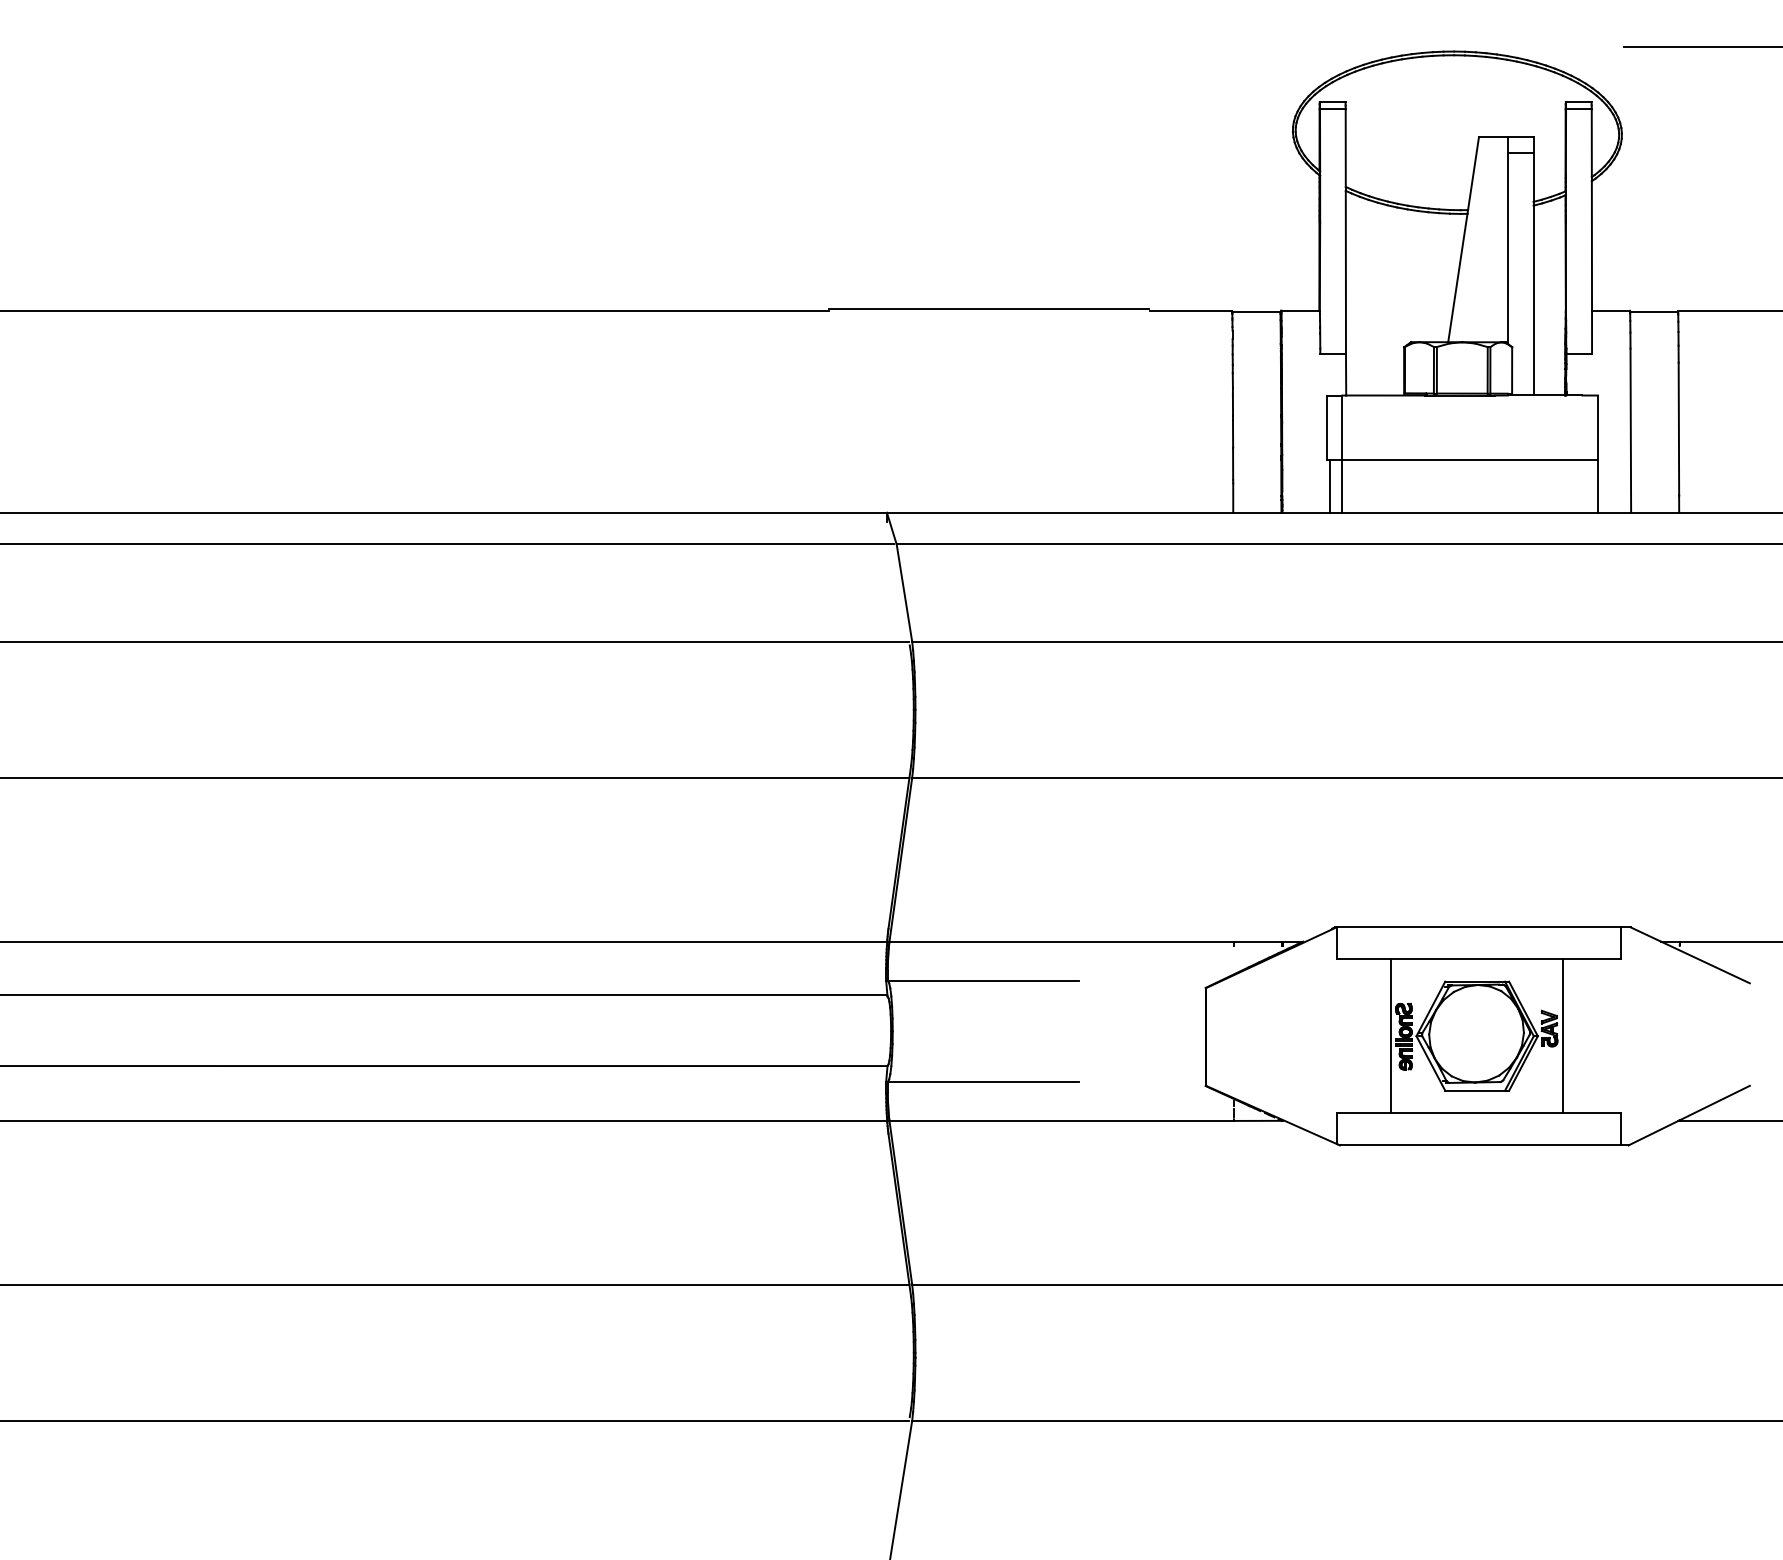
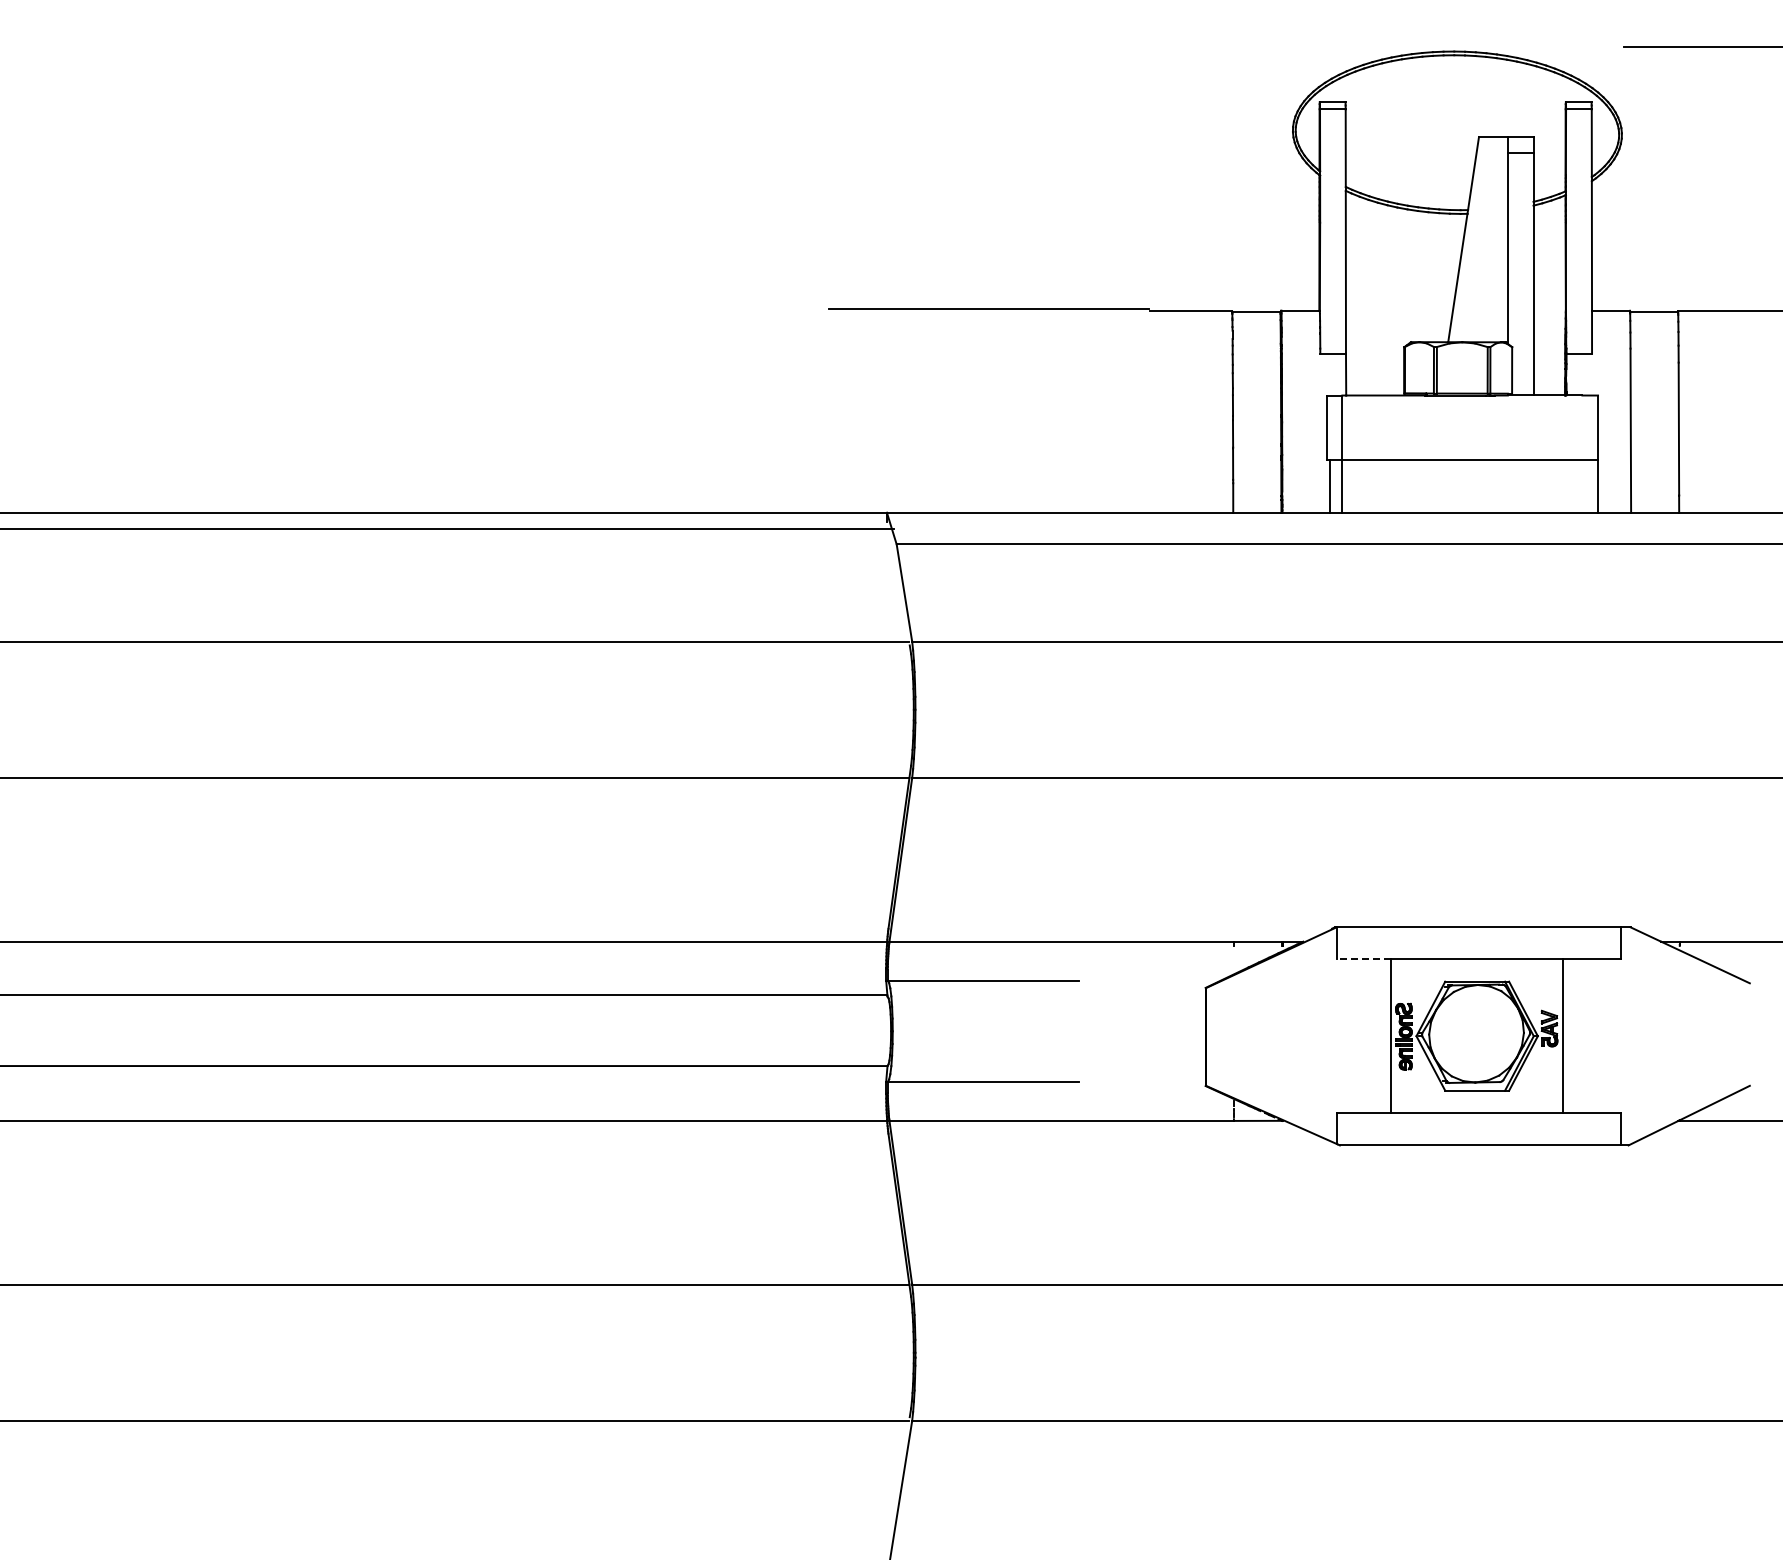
line: present -> none (415, 311)
line position: (447, 544) -> (447, 529) (447, 529)
line: solid -> dashed (1364, 959)
